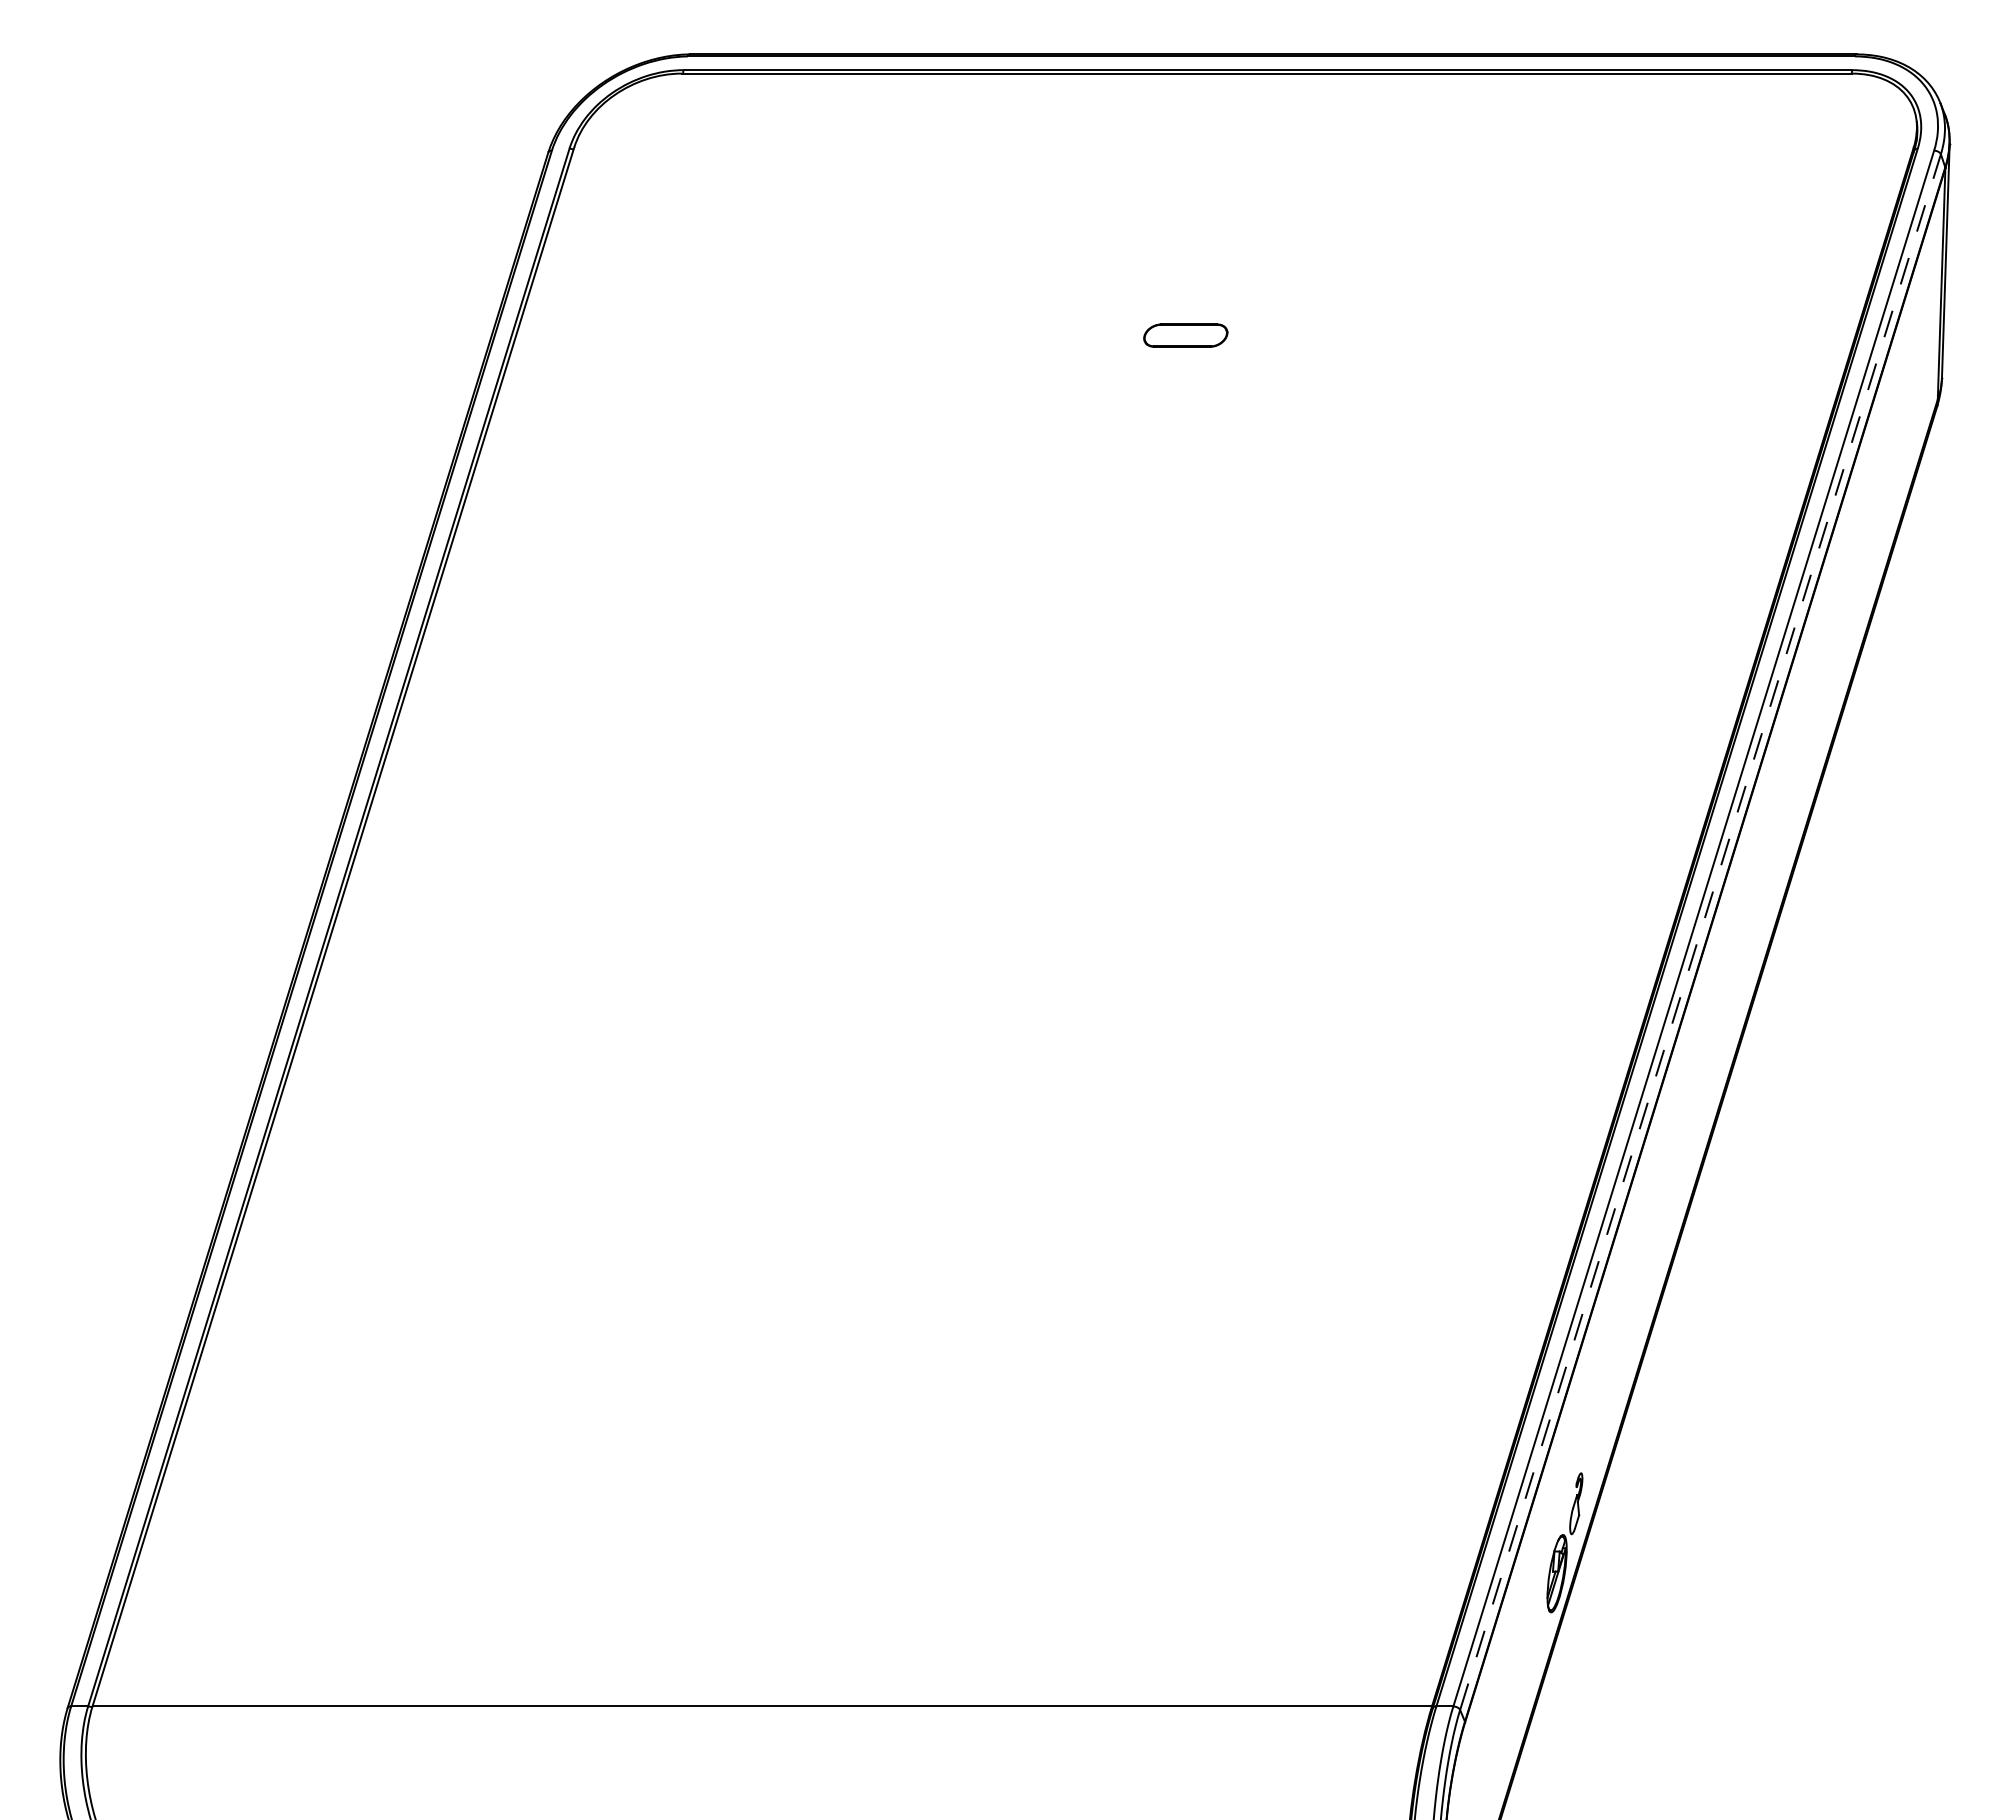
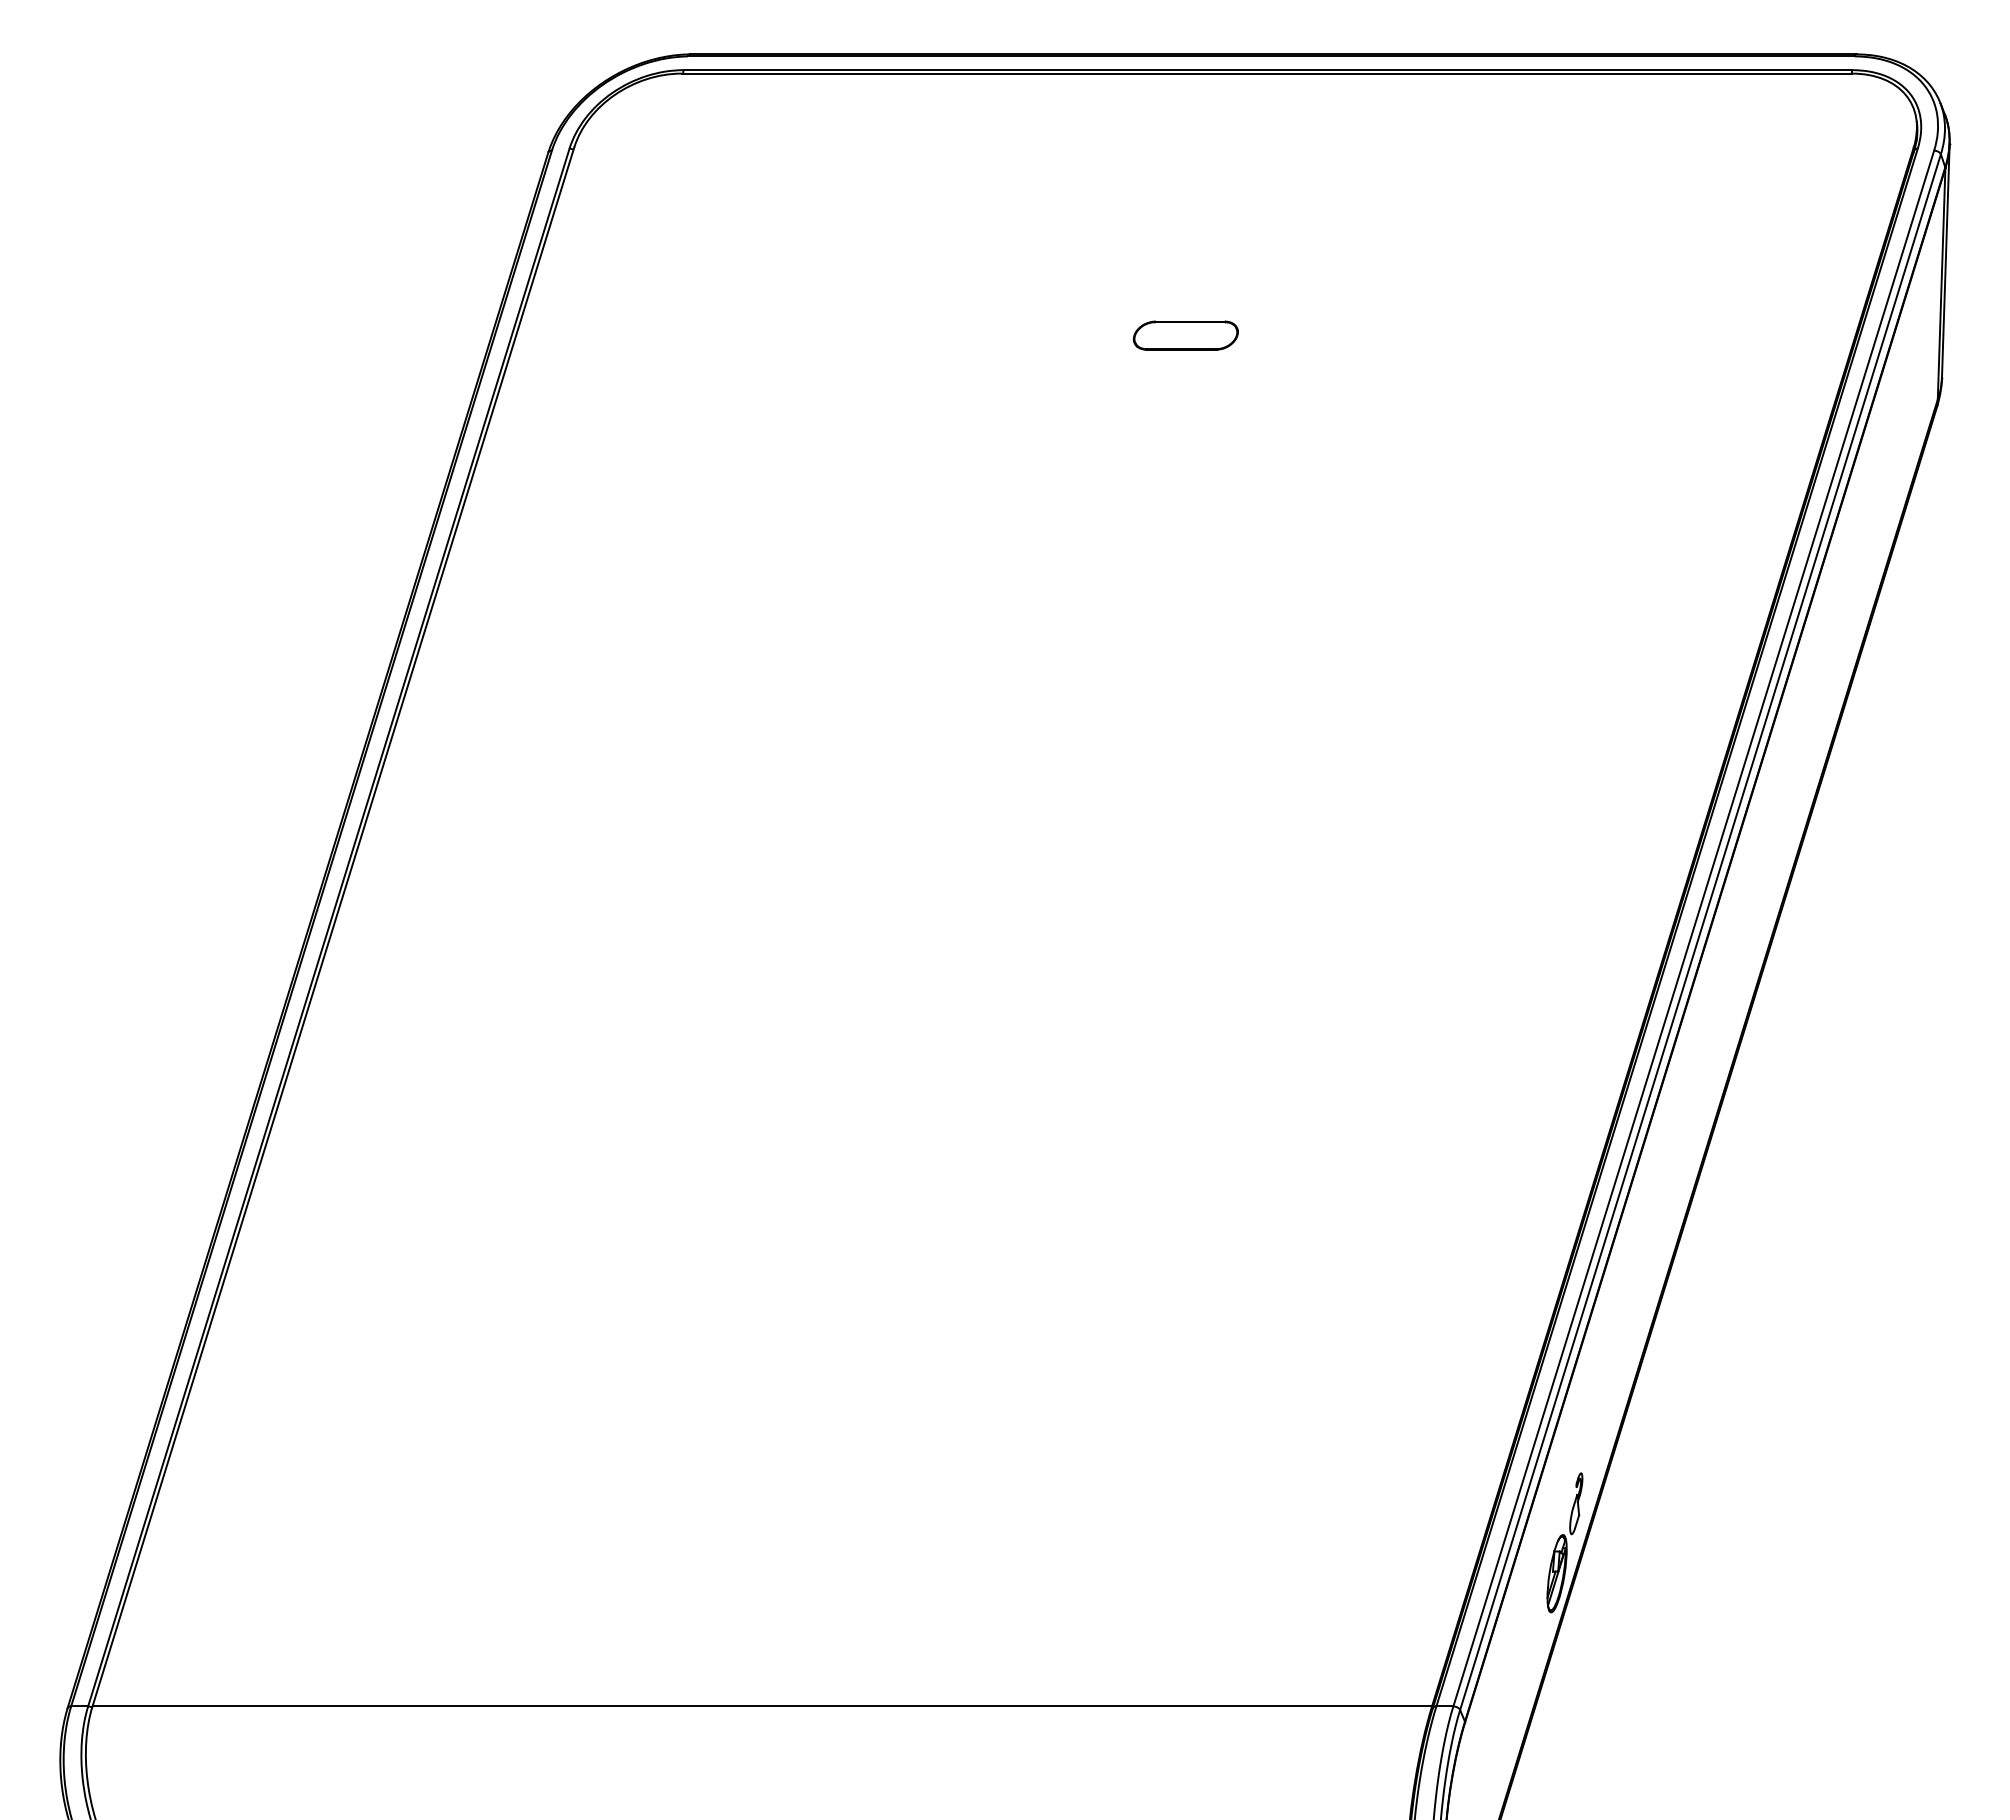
part size: 86x25 px -> 107x31 px (1185, 335)
line: dashed -> solid (1700, 931)
